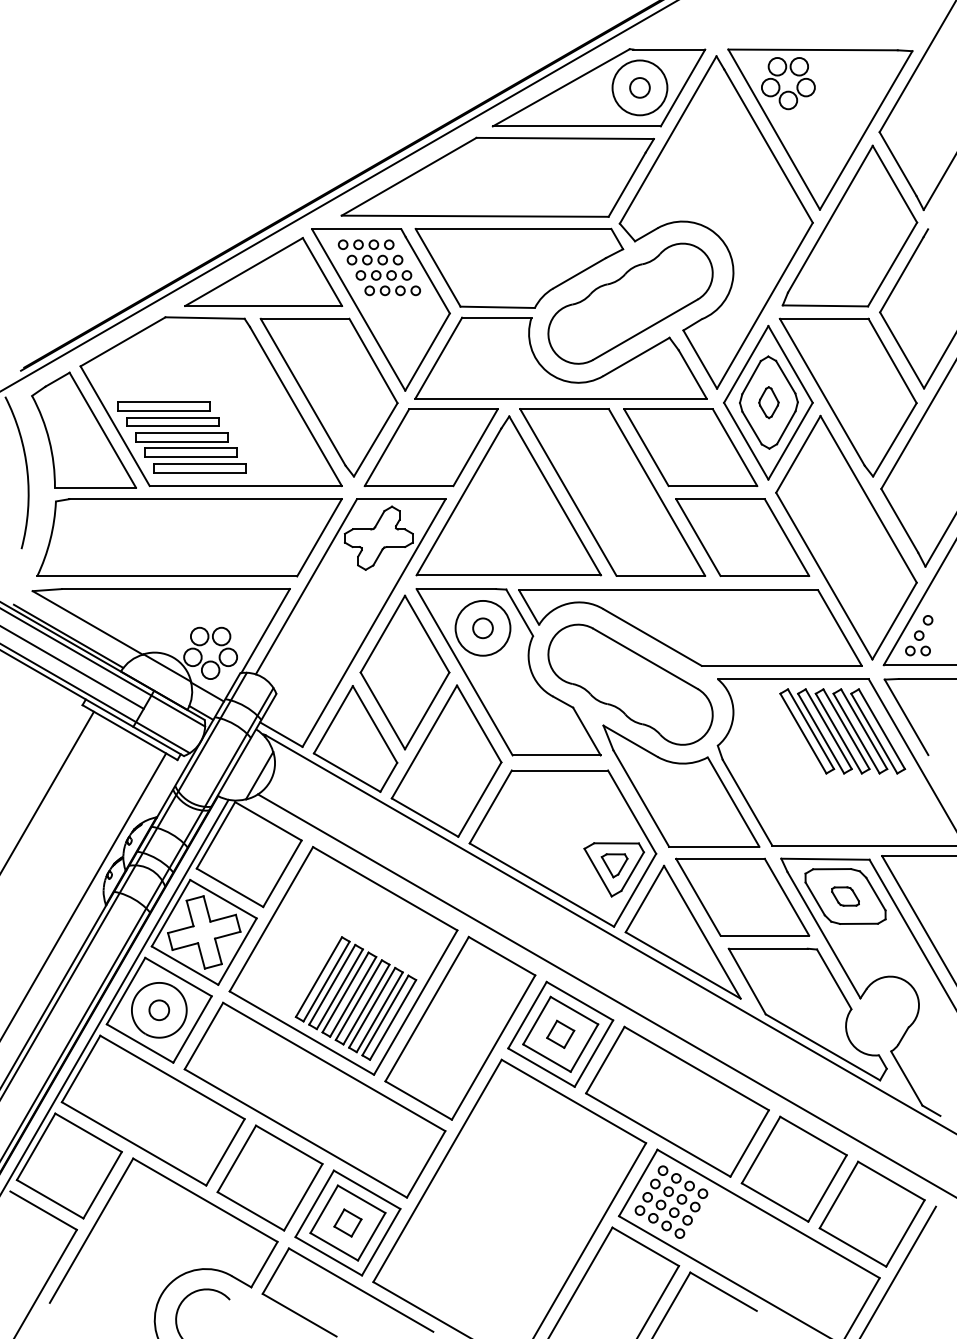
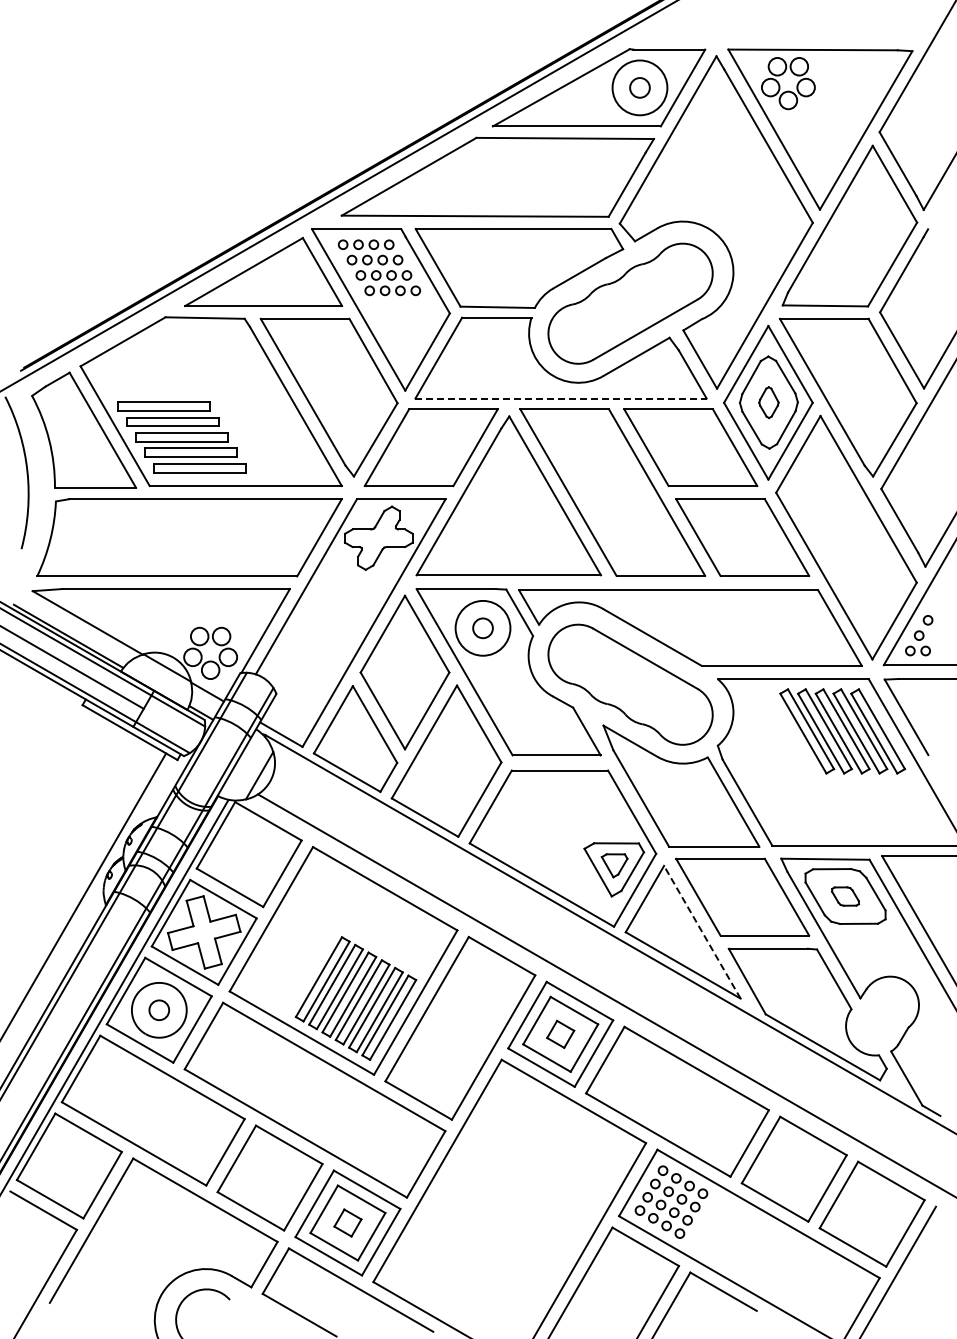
line: solid -> dashed (561, 398)
line: present -> none (47, 790)
line: solid -> dashed (702, 932)
